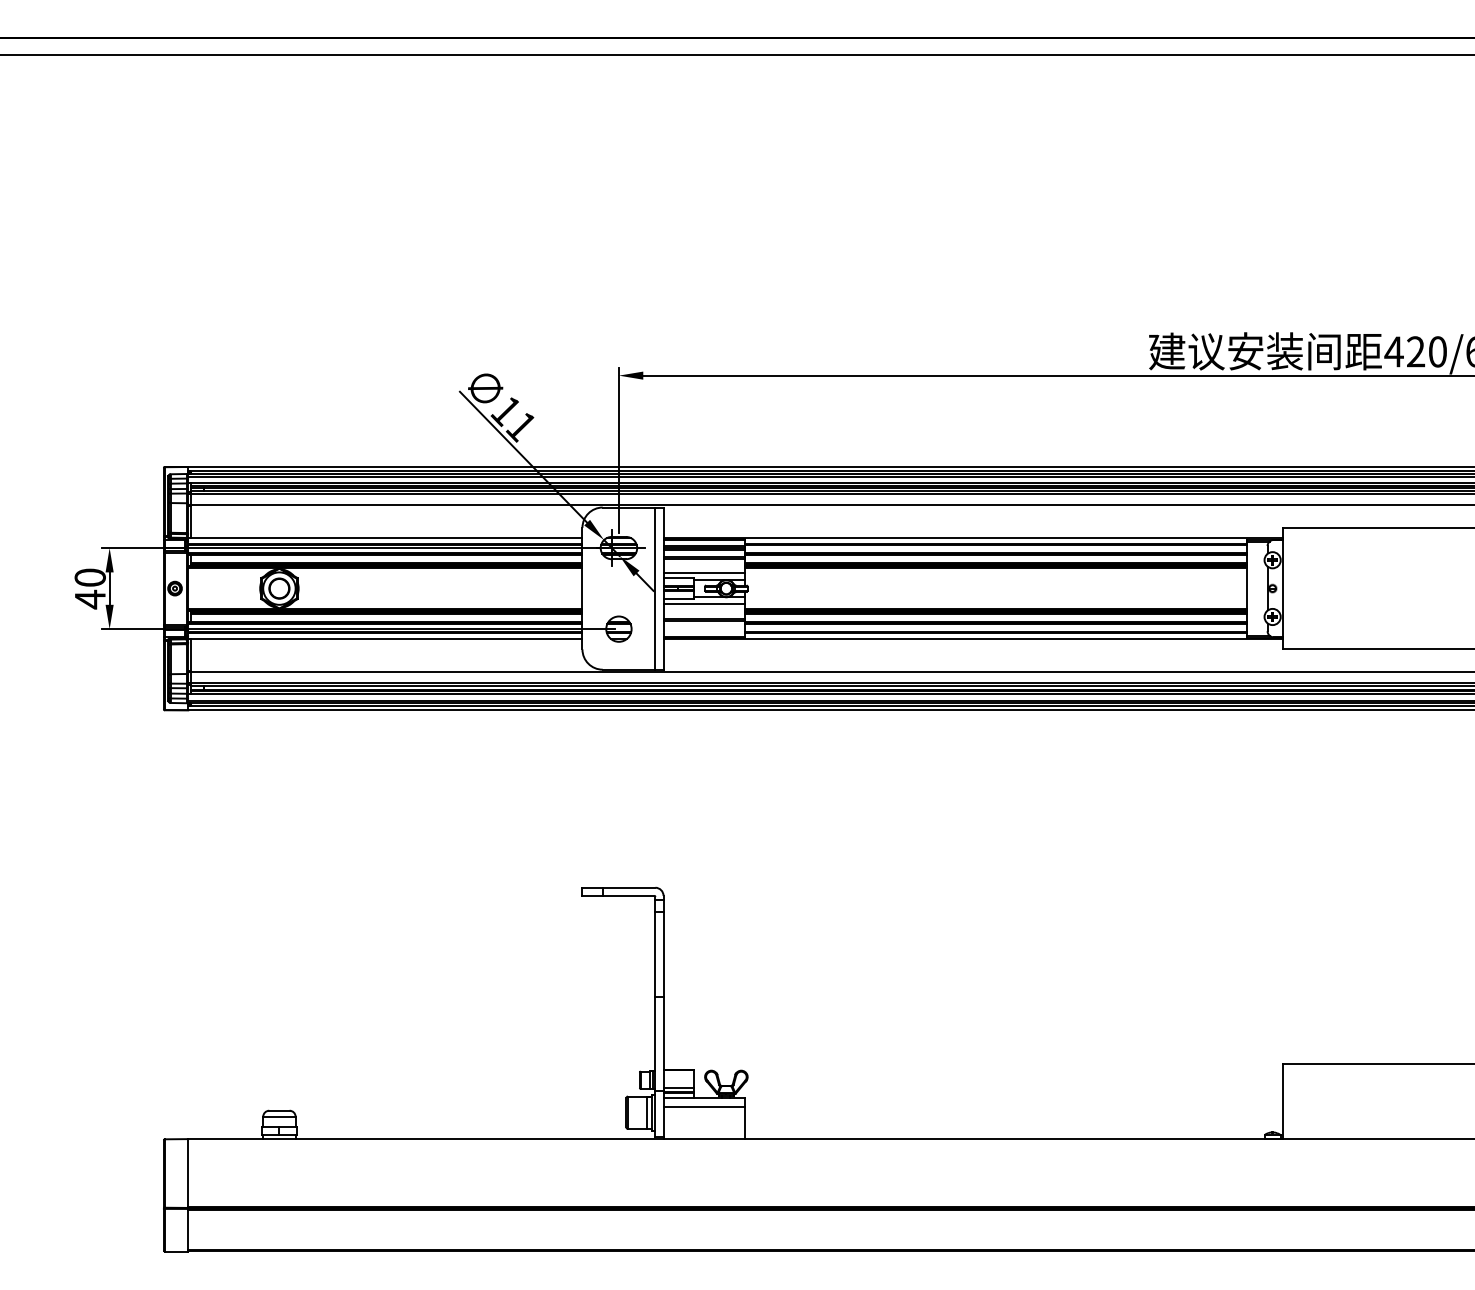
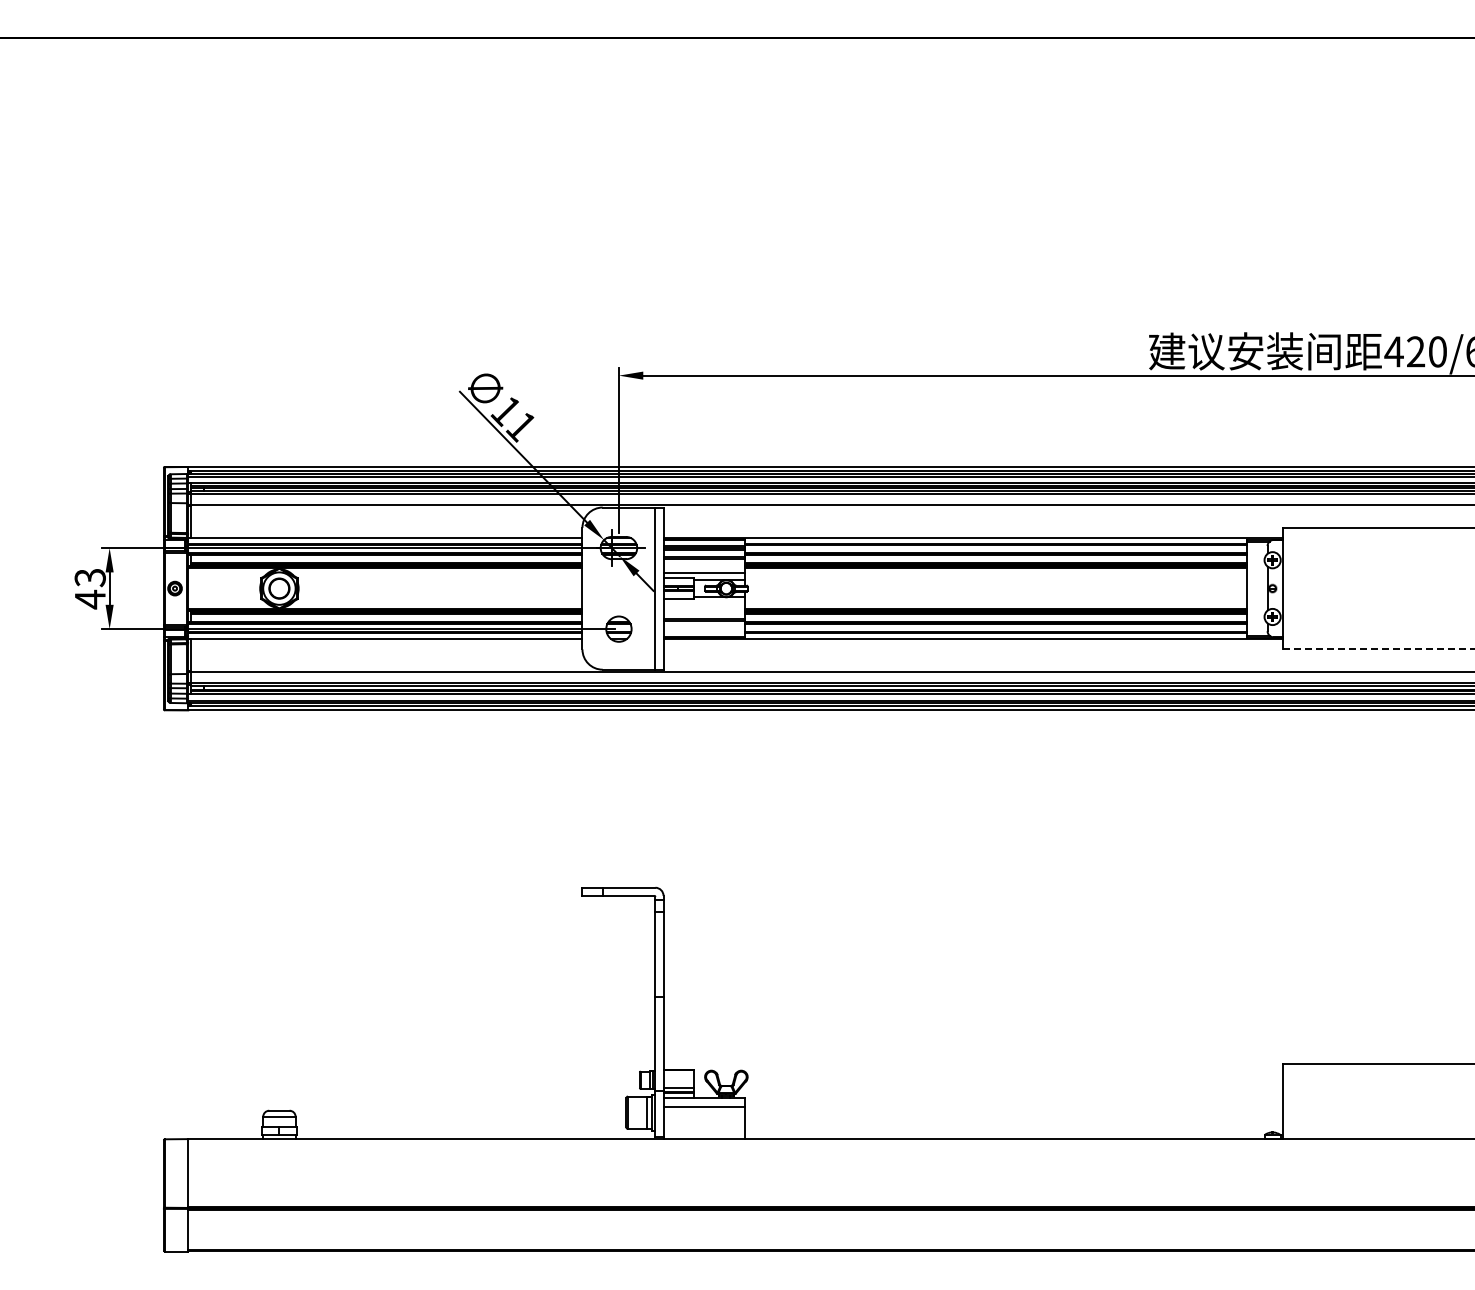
line: present -> none (736, 55)
text: 40 -> 43 (89, 577)
line: present -> none (703, 604)
line: solid -> dashed (1378, 649)
